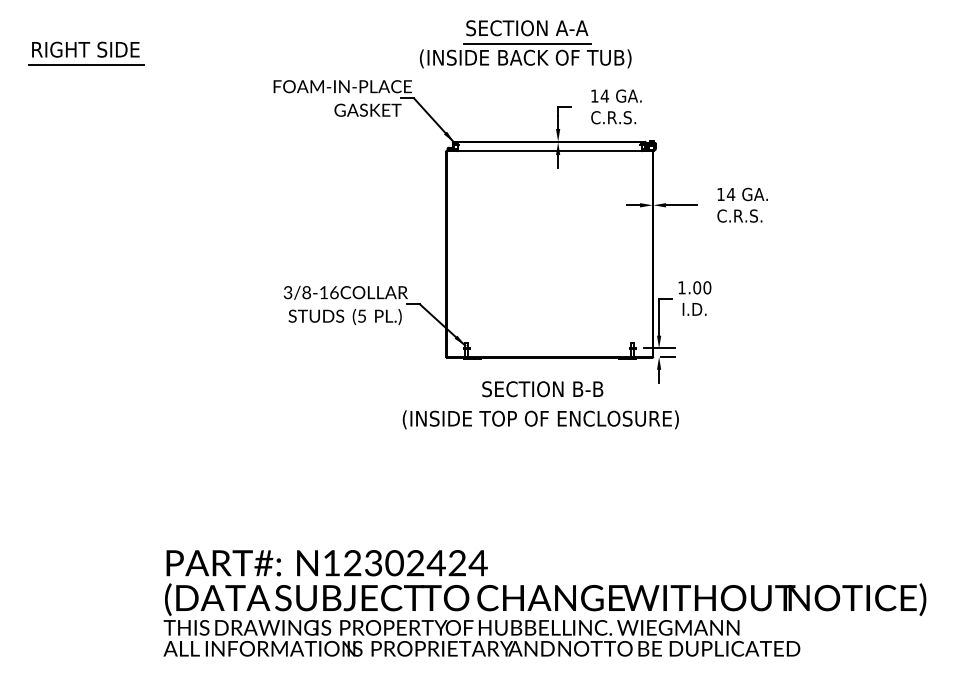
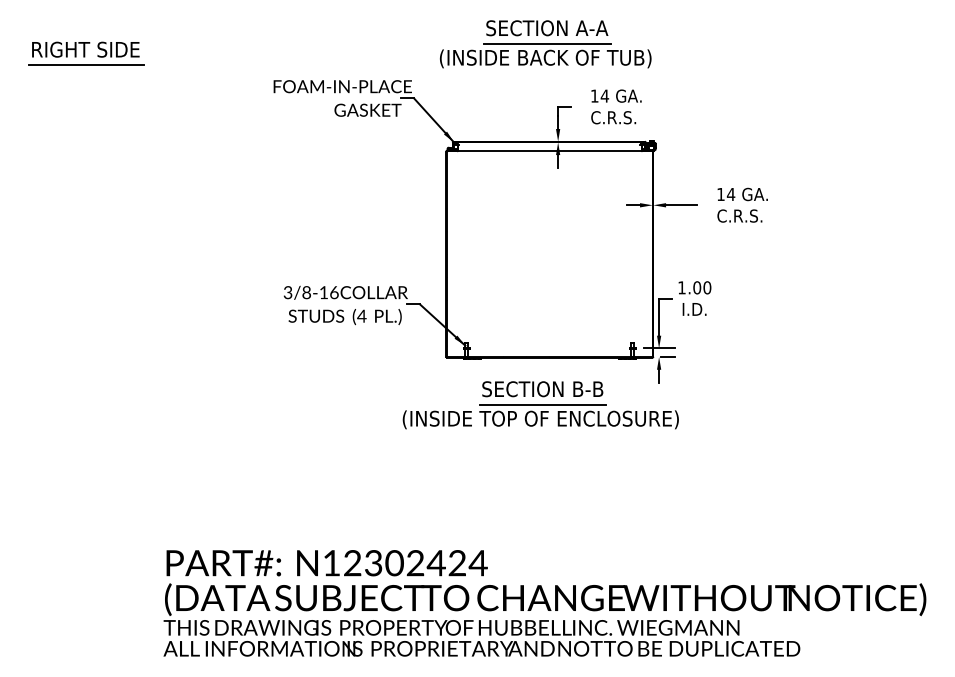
part position: (525, 44) -> (545, 44) (545, 44)
text: (5 -> (4 (361, 315)
line: none -> present (543, 404)
